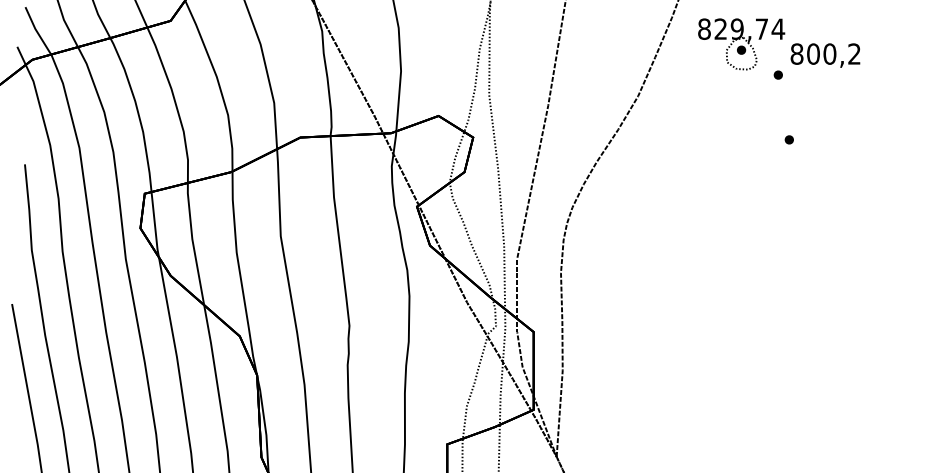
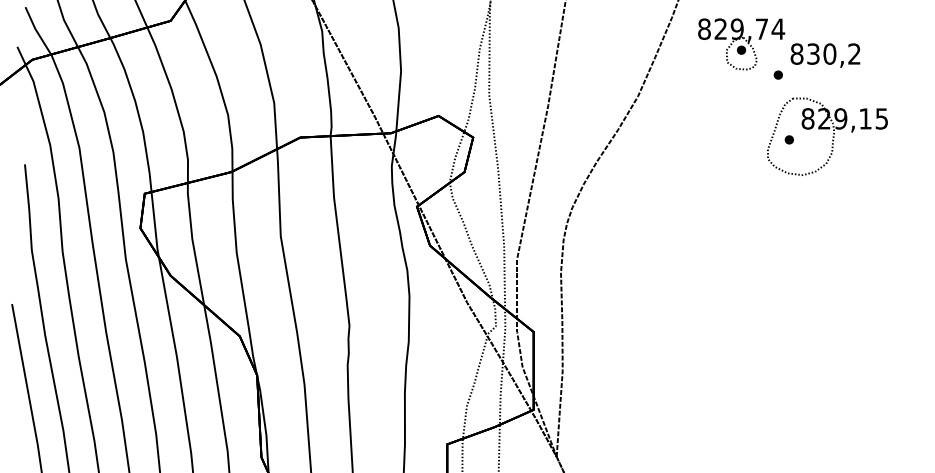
text: 800,2 -> 830,2 (813, 53)
part: none -> present (827, 136)
